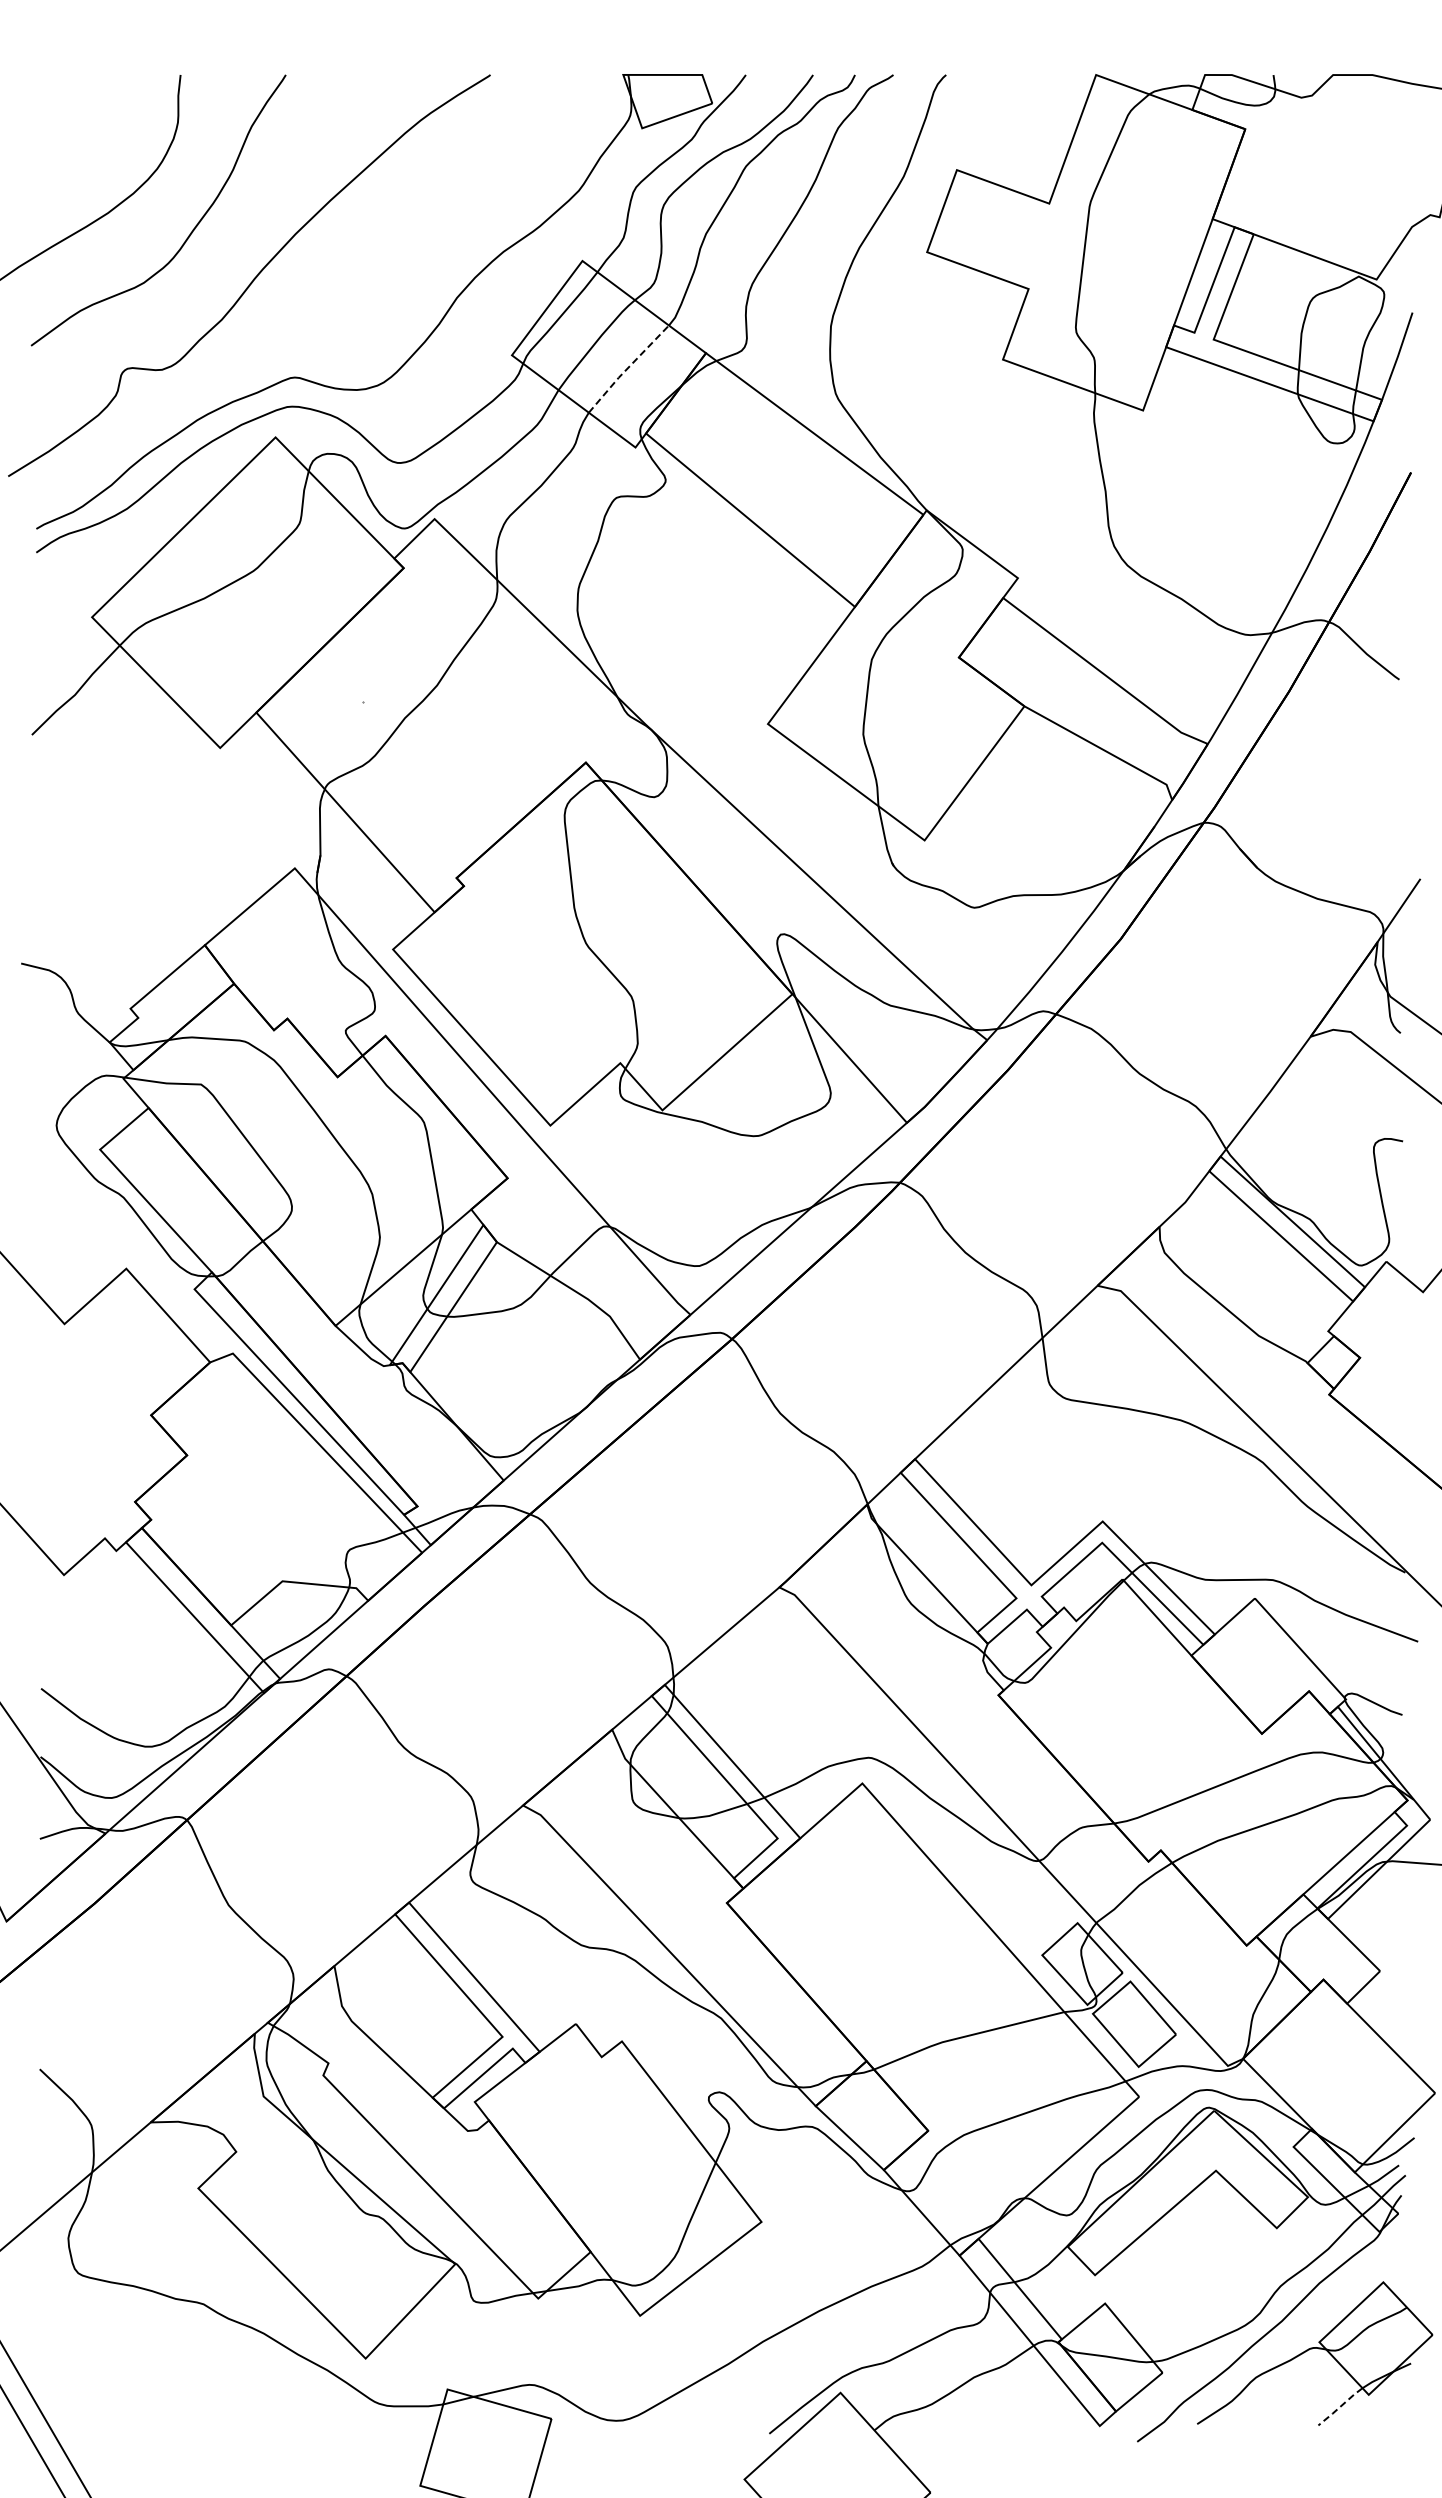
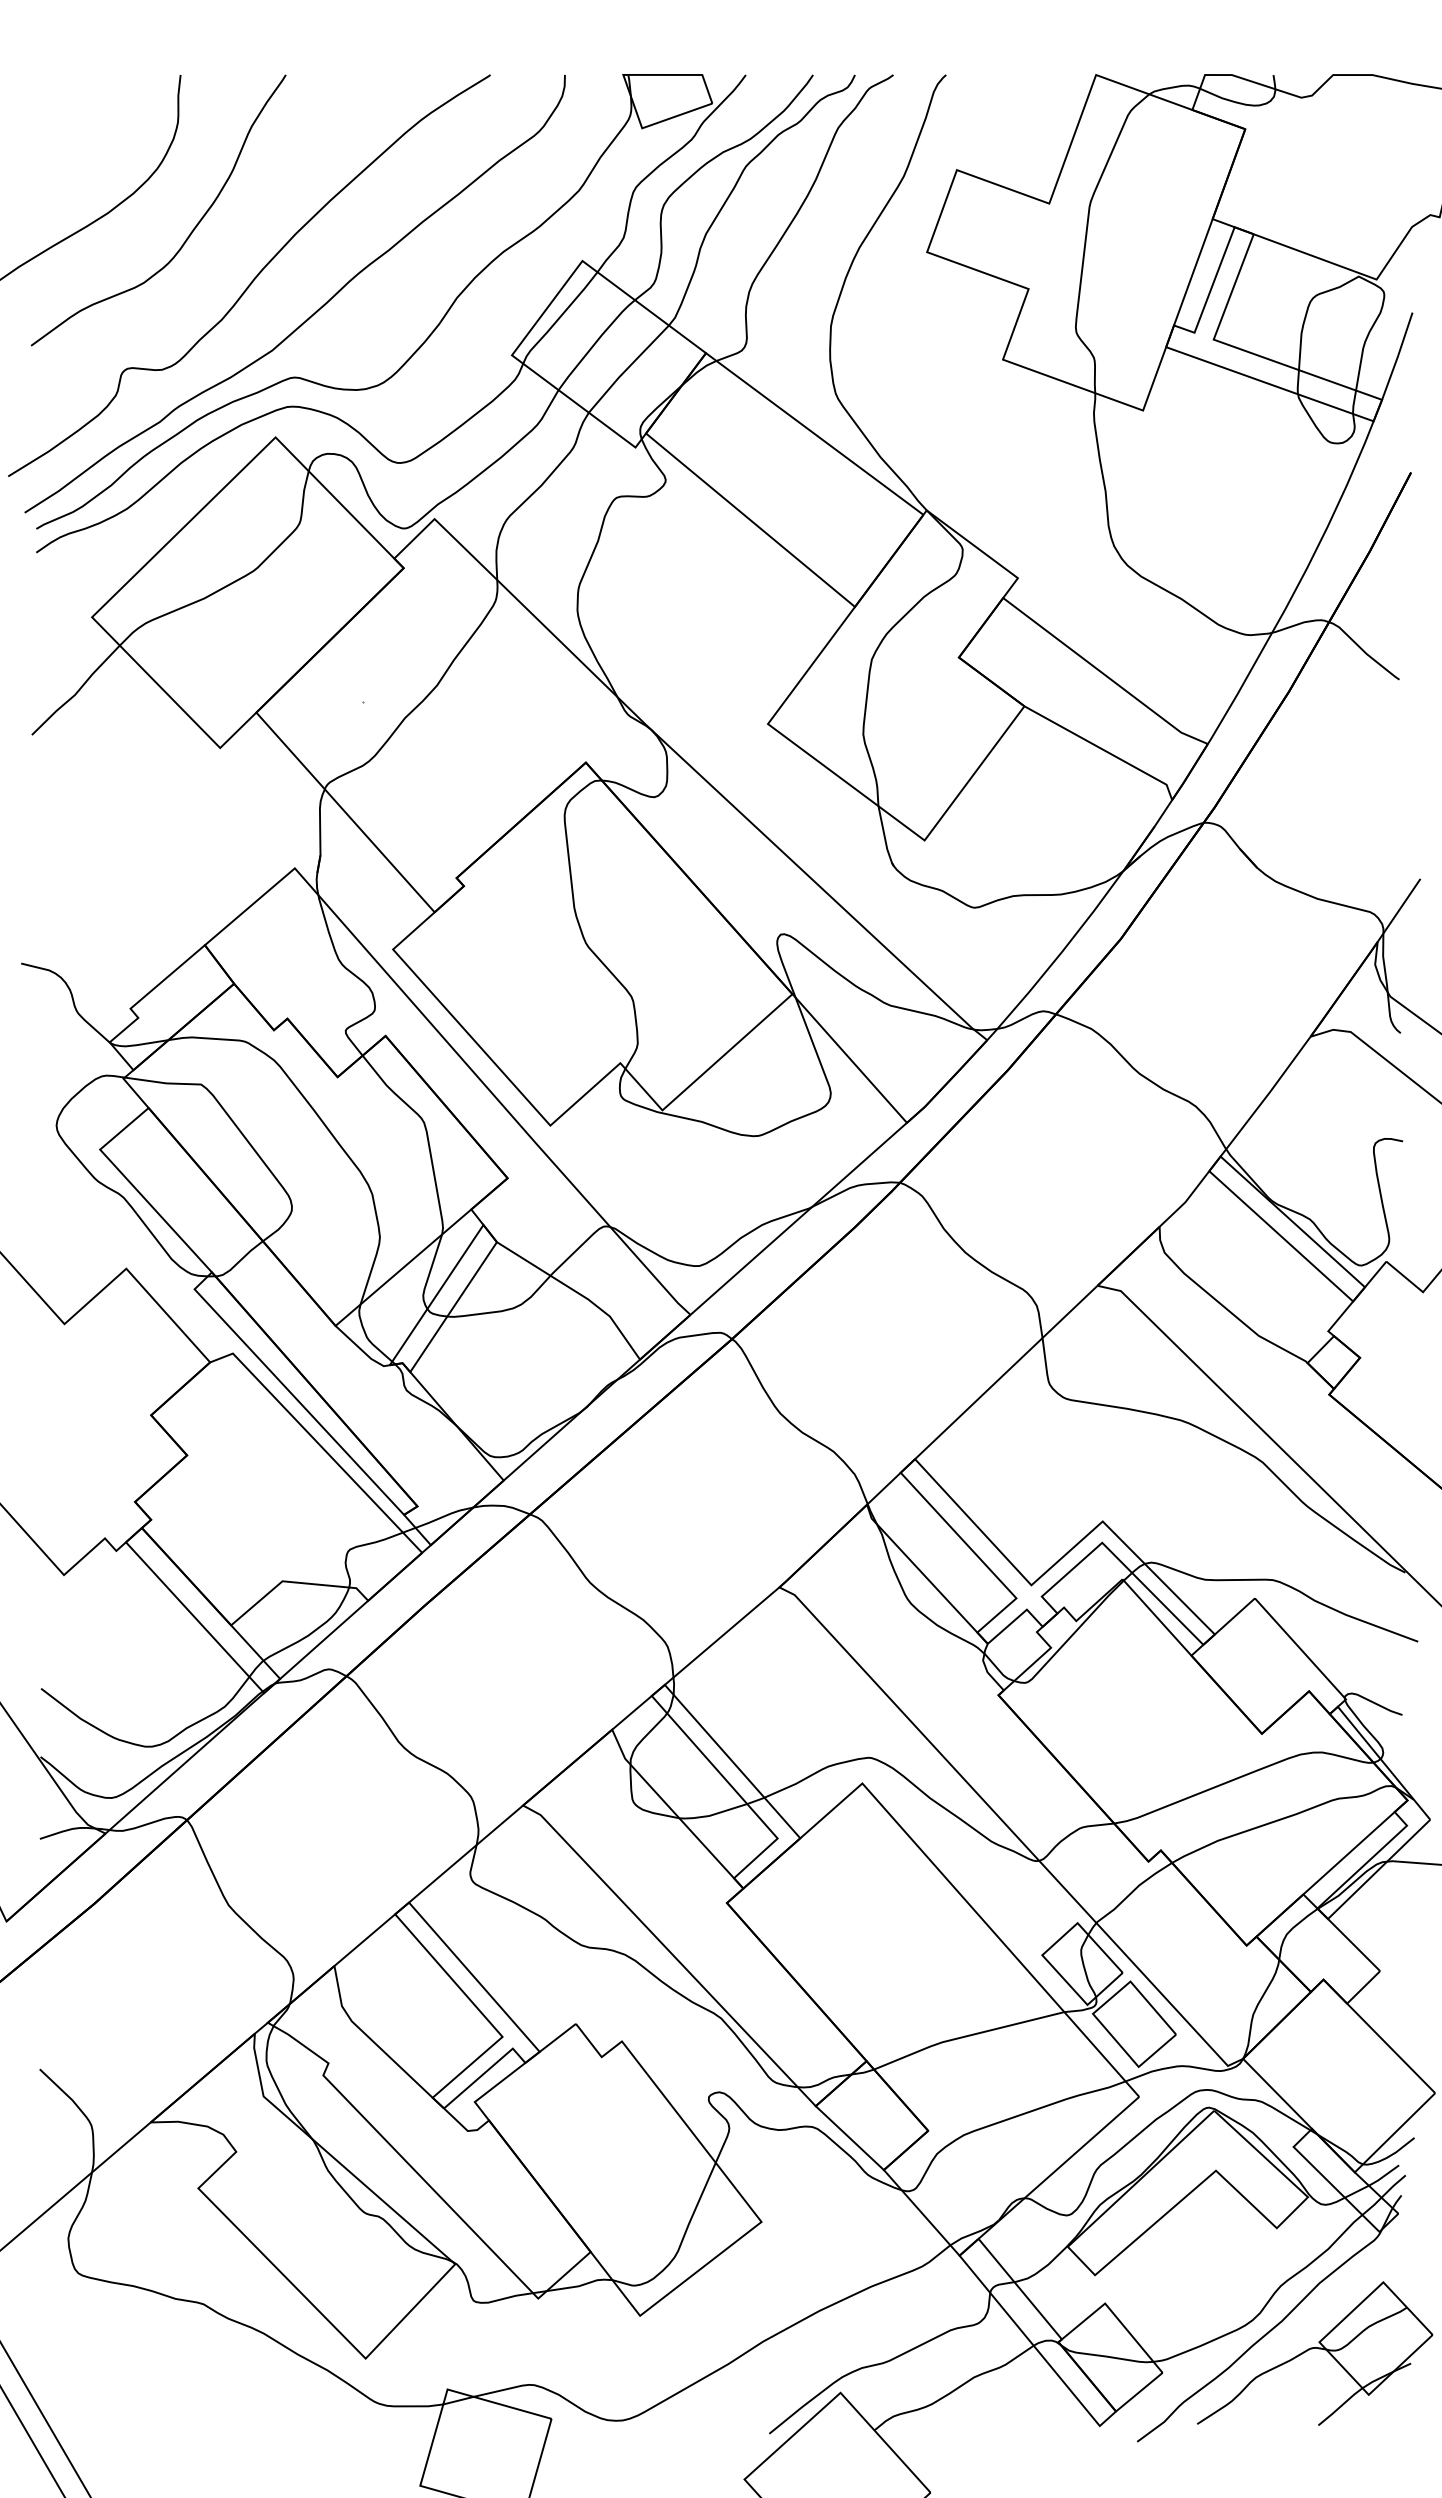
curve: none -> present (310, 315)
line: dashed -> solid (627, 368)
line: dashed -> solid (1339, 2407)
